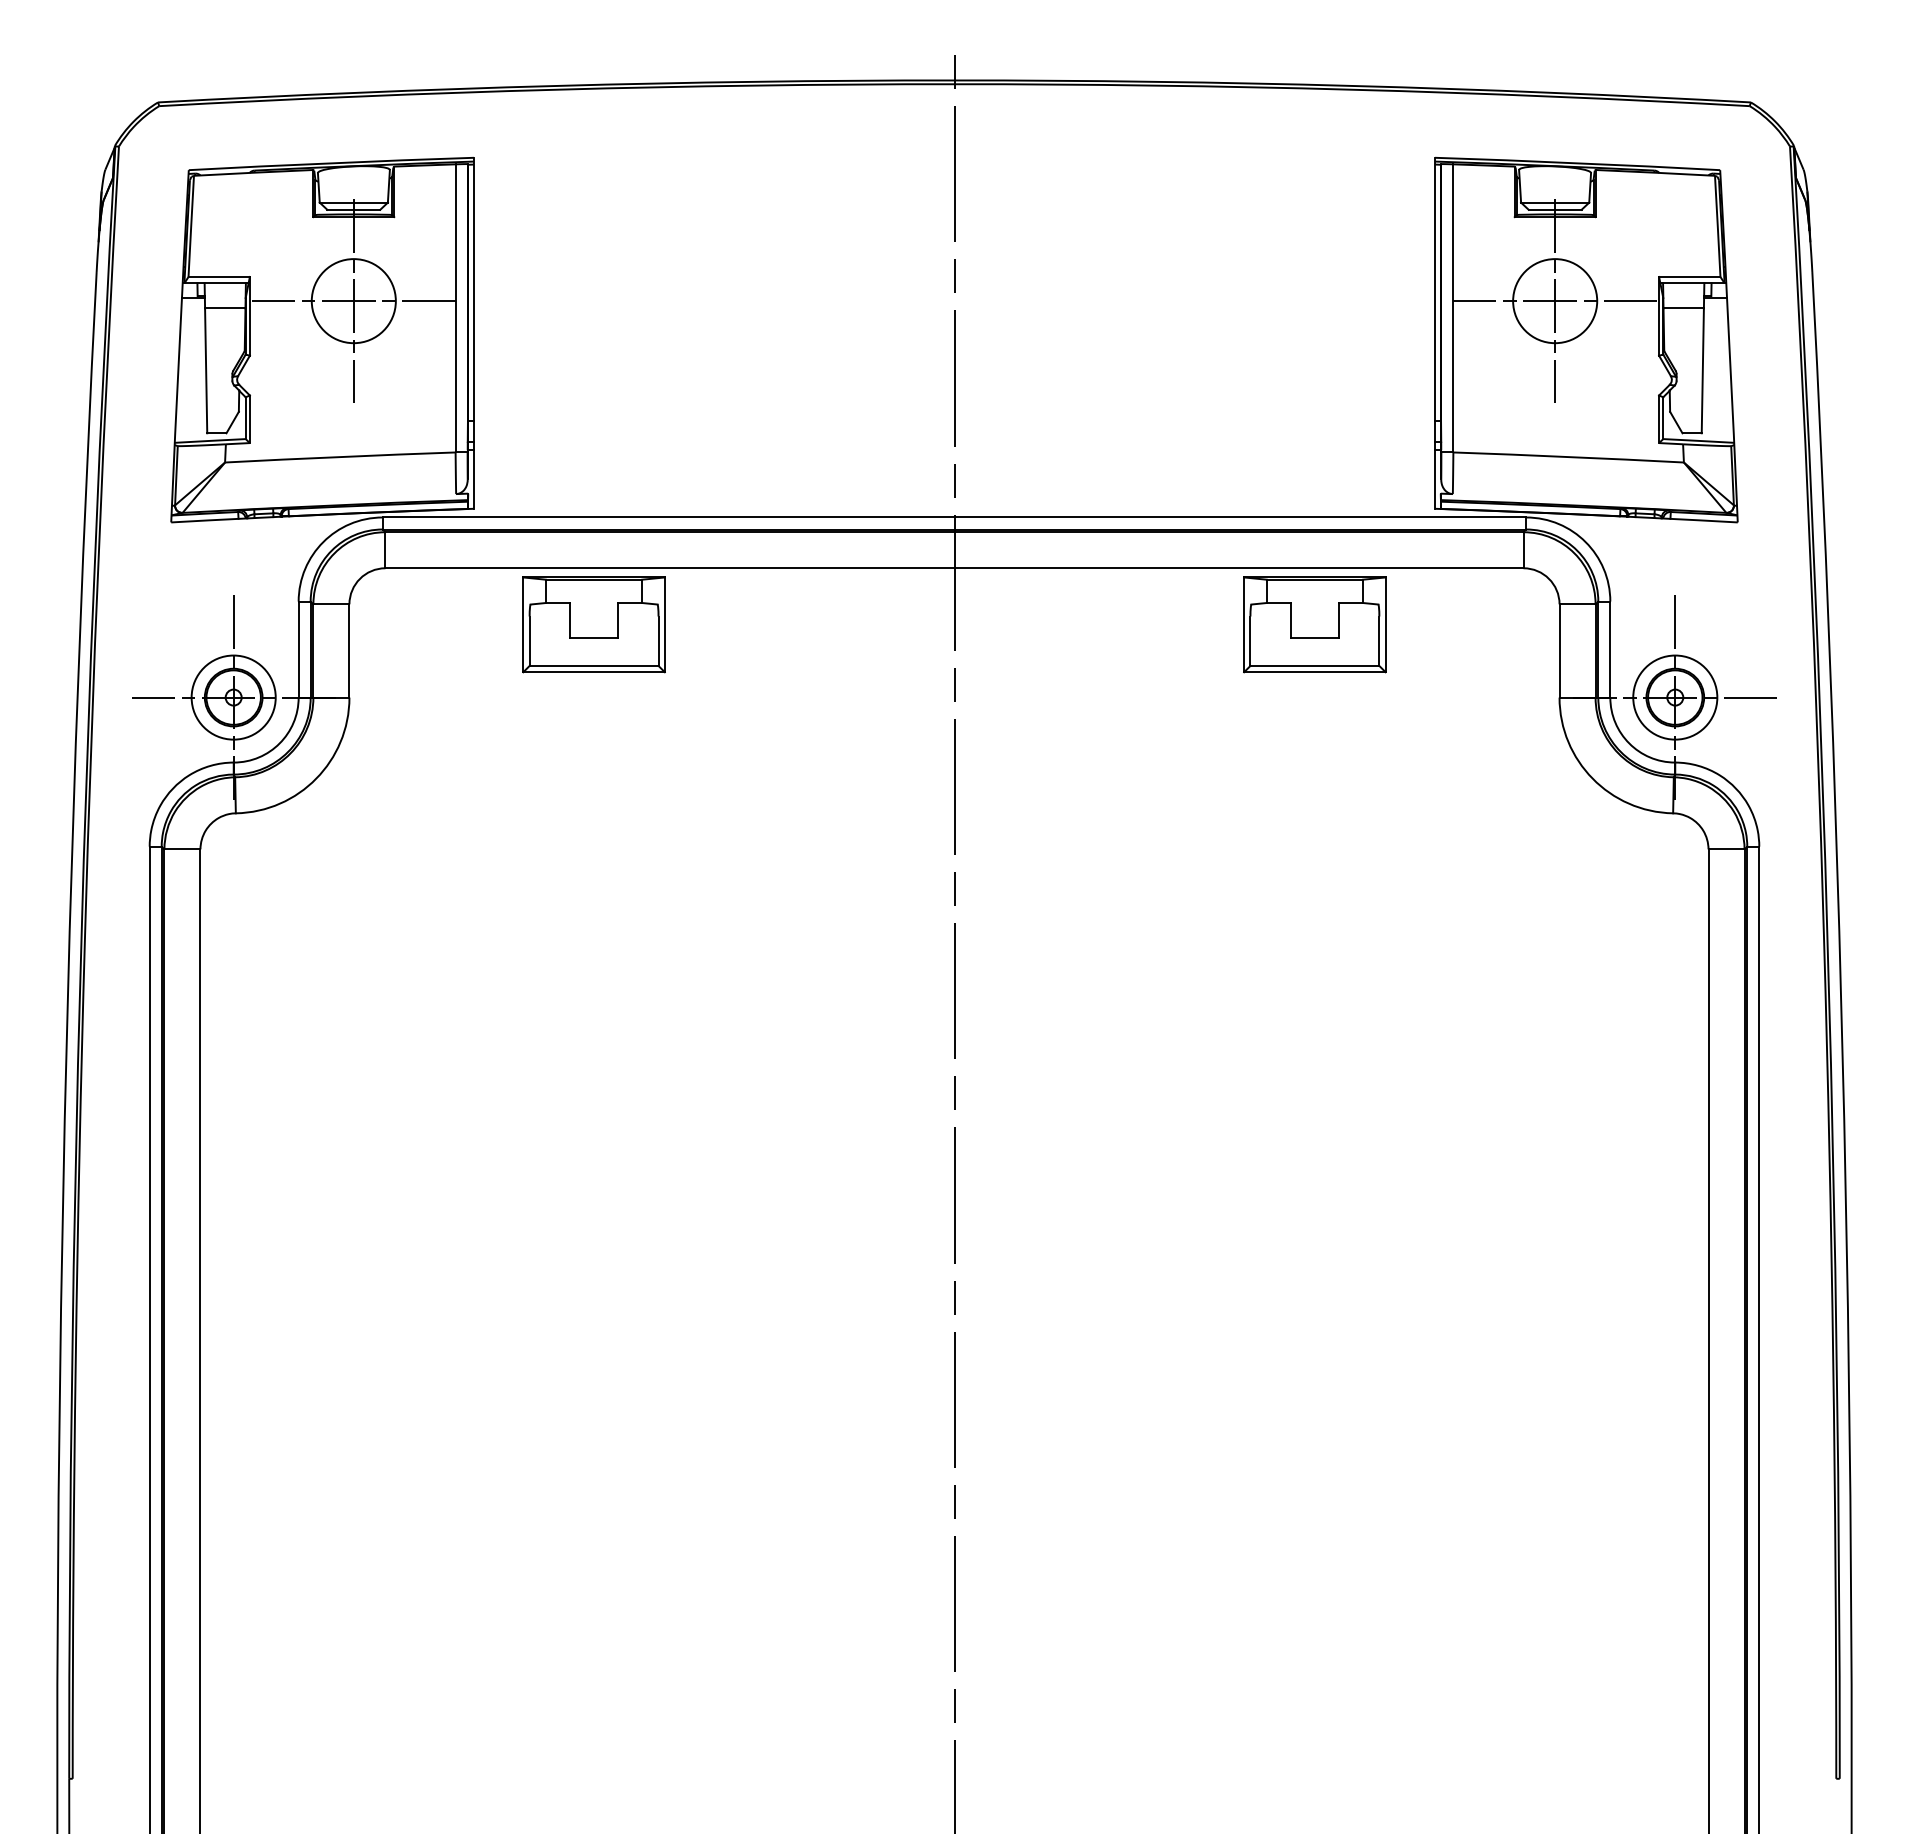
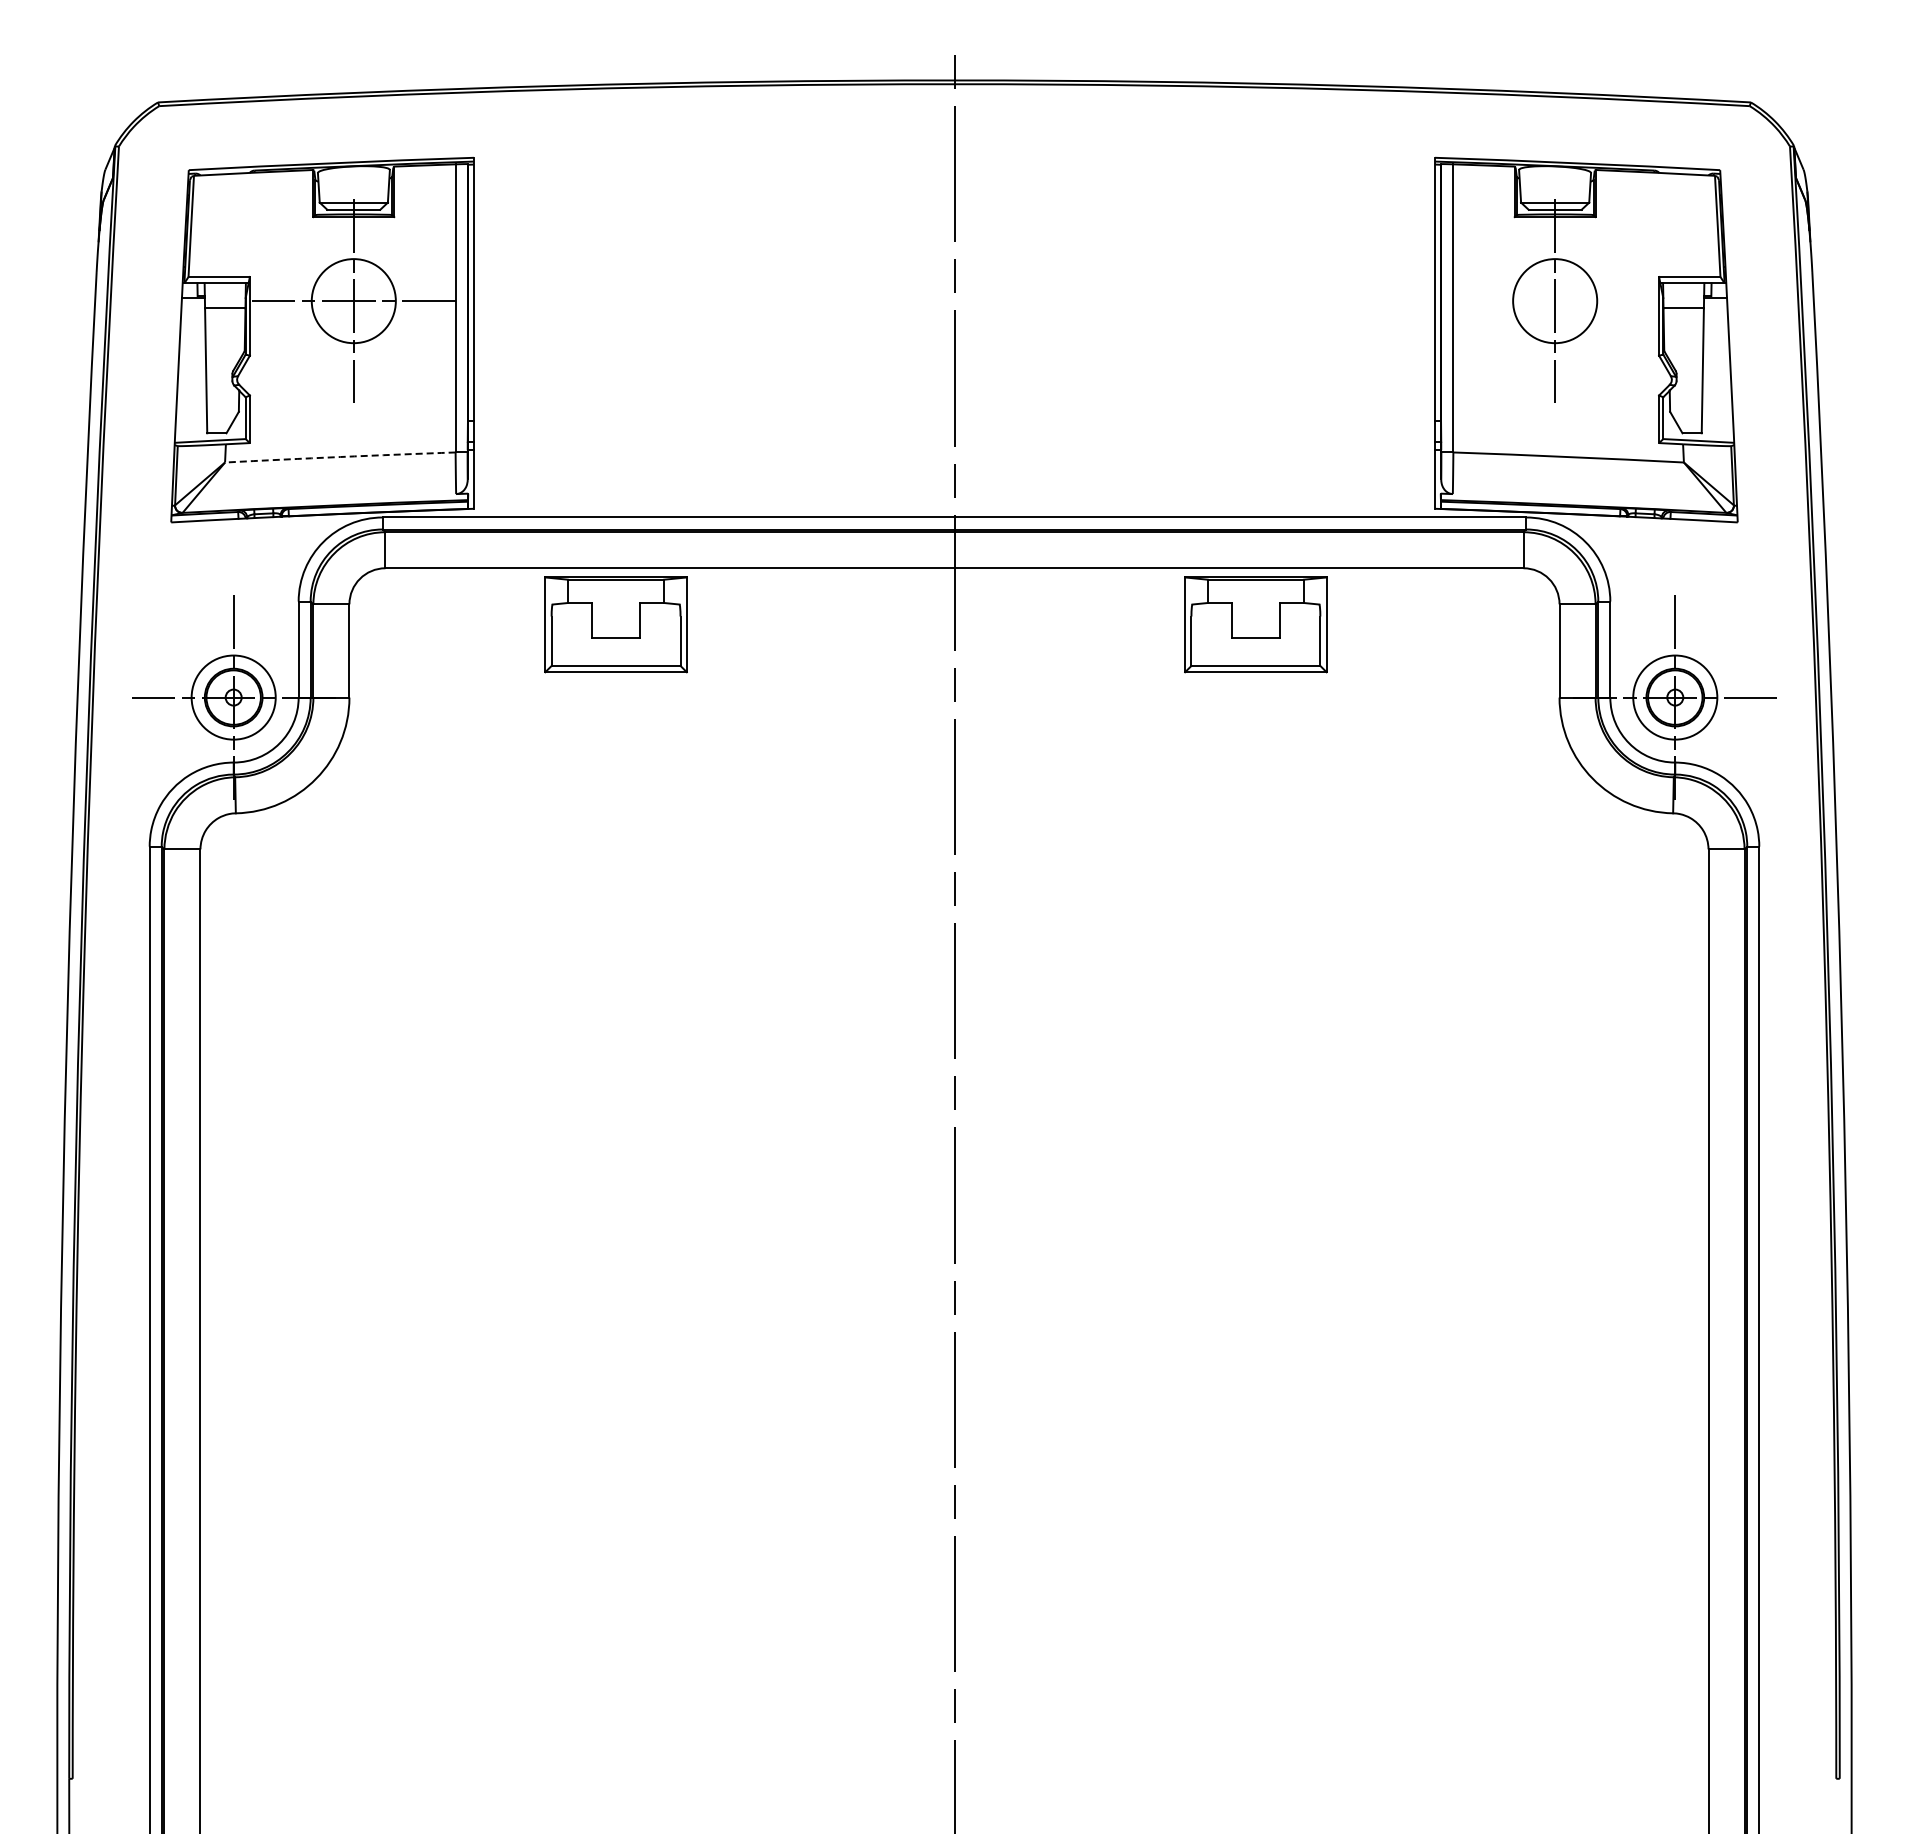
line: present -> none (1555, 301)
arc: solid -> dashed (340, 457)
part position: (593, 624) -> (615, 624) (615, 624)
part position: (1314, 624) -> (1255, 624) (1255, 624)
